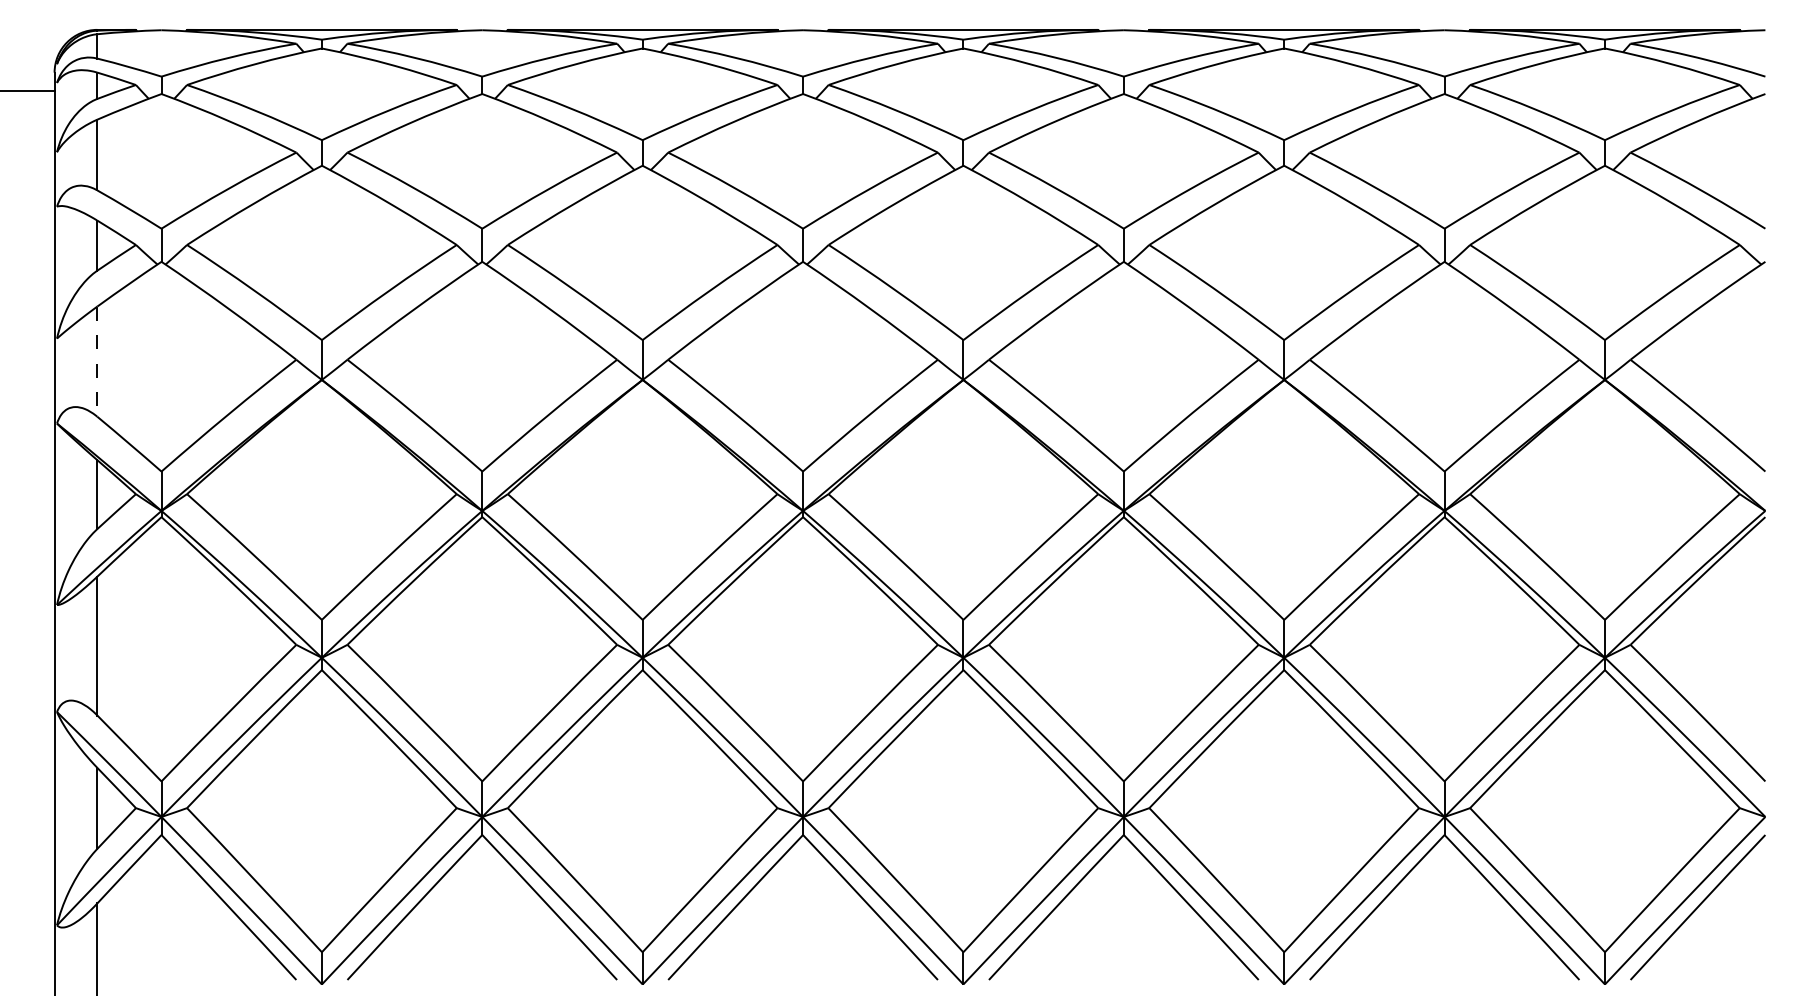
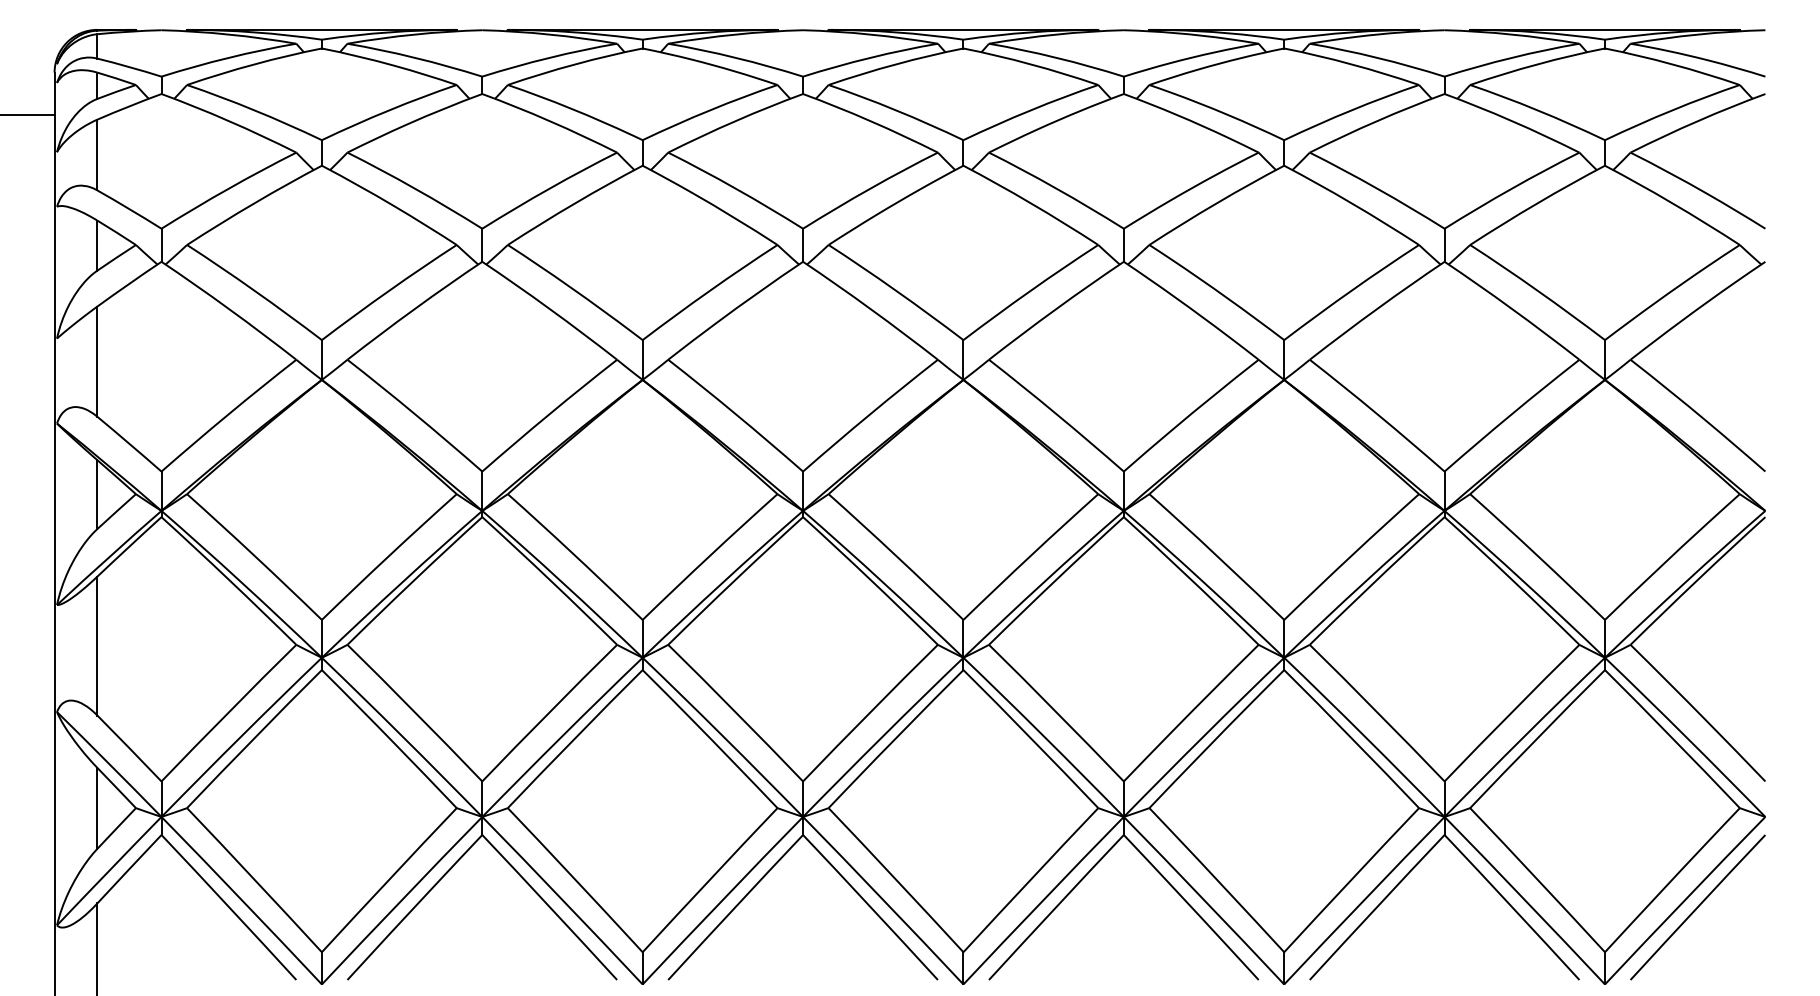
line position: (28, 91) -> (28, 115) (28, 115)
line: dashed -> solid (97, 362)
